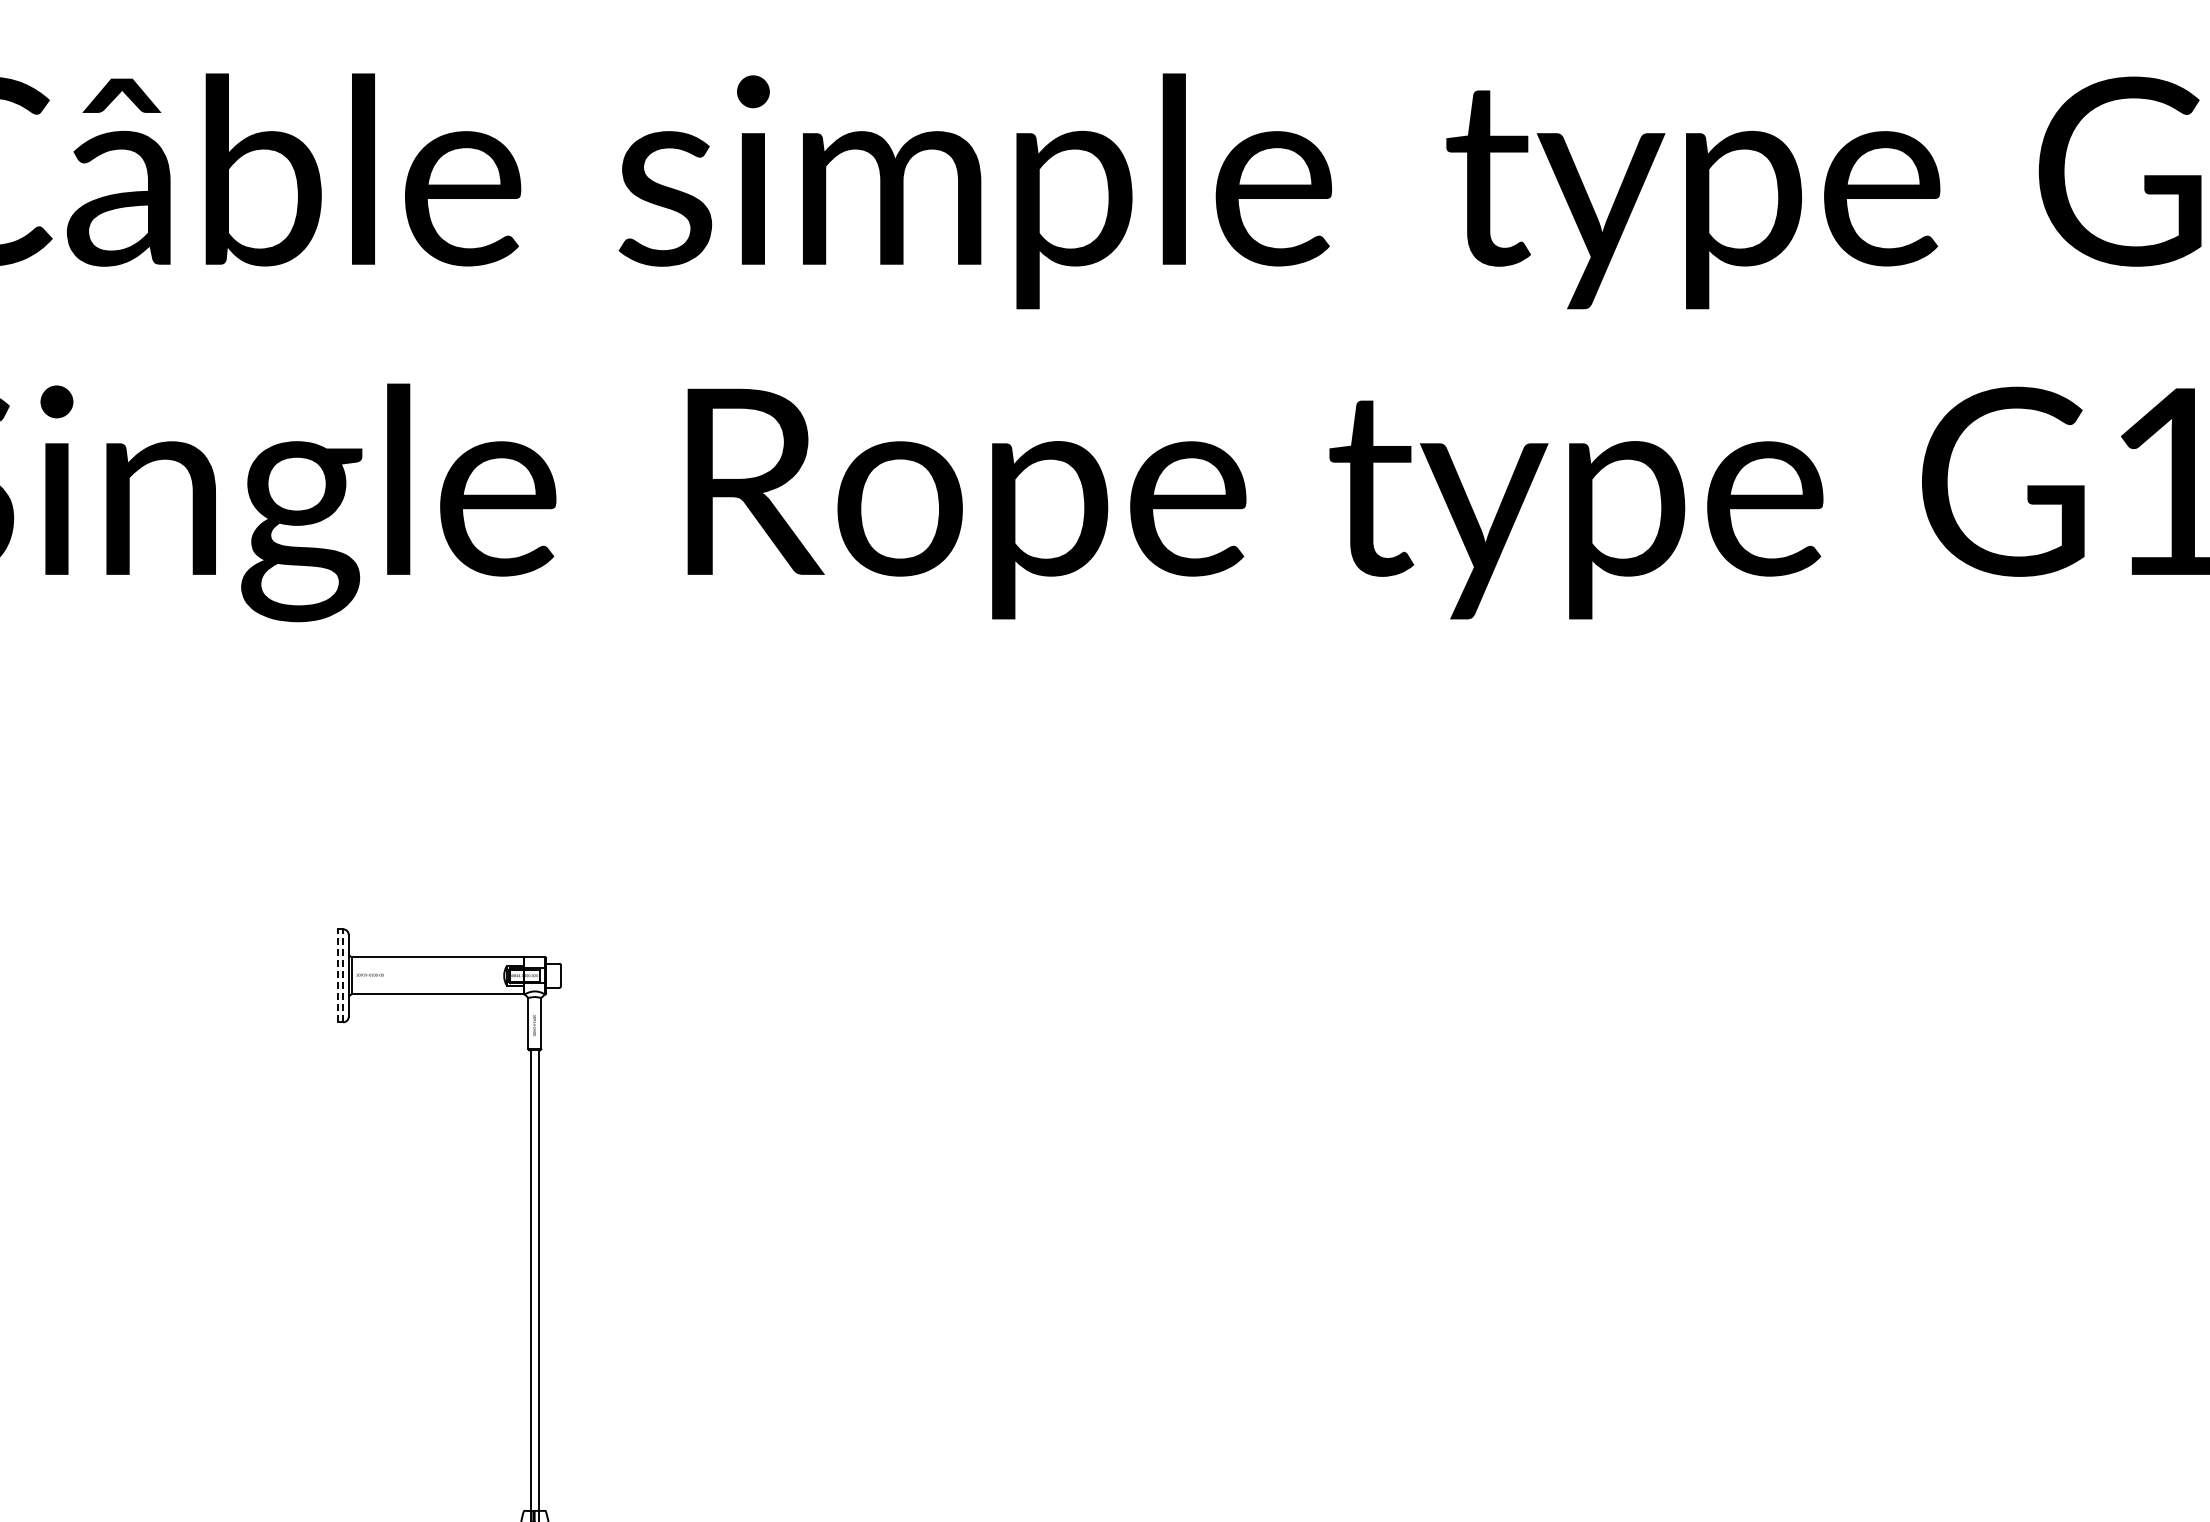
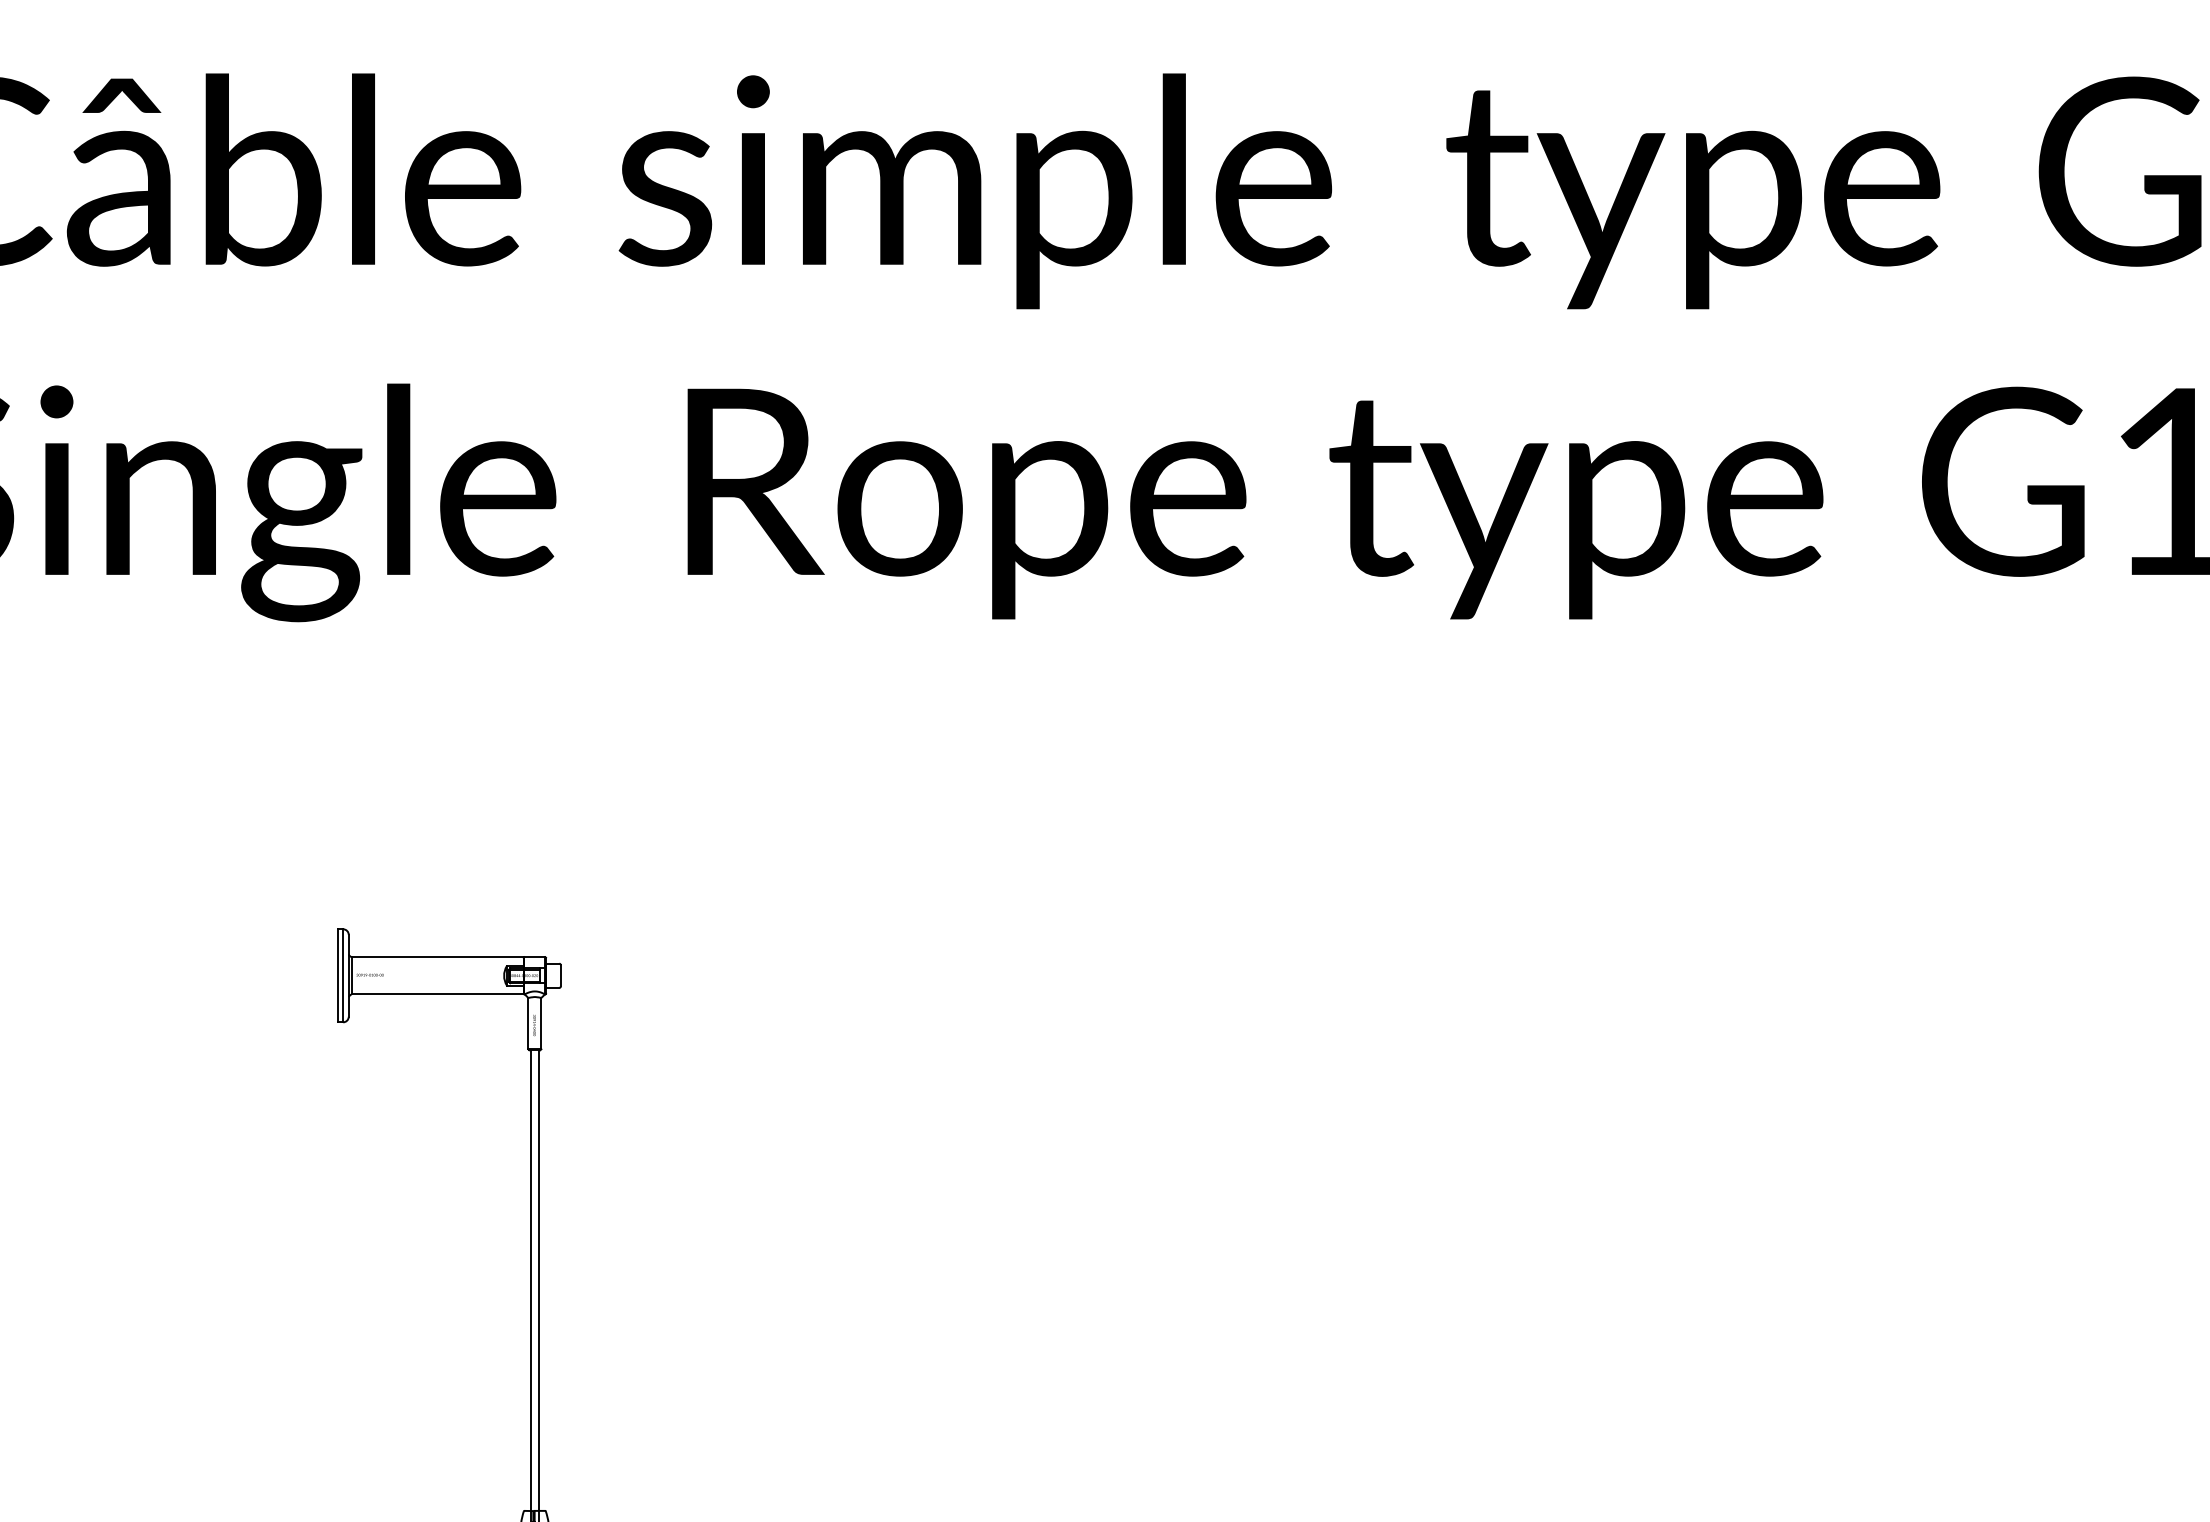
line: dashed -> solid (337, 975)
line: dashed -> solid (343, 975)
